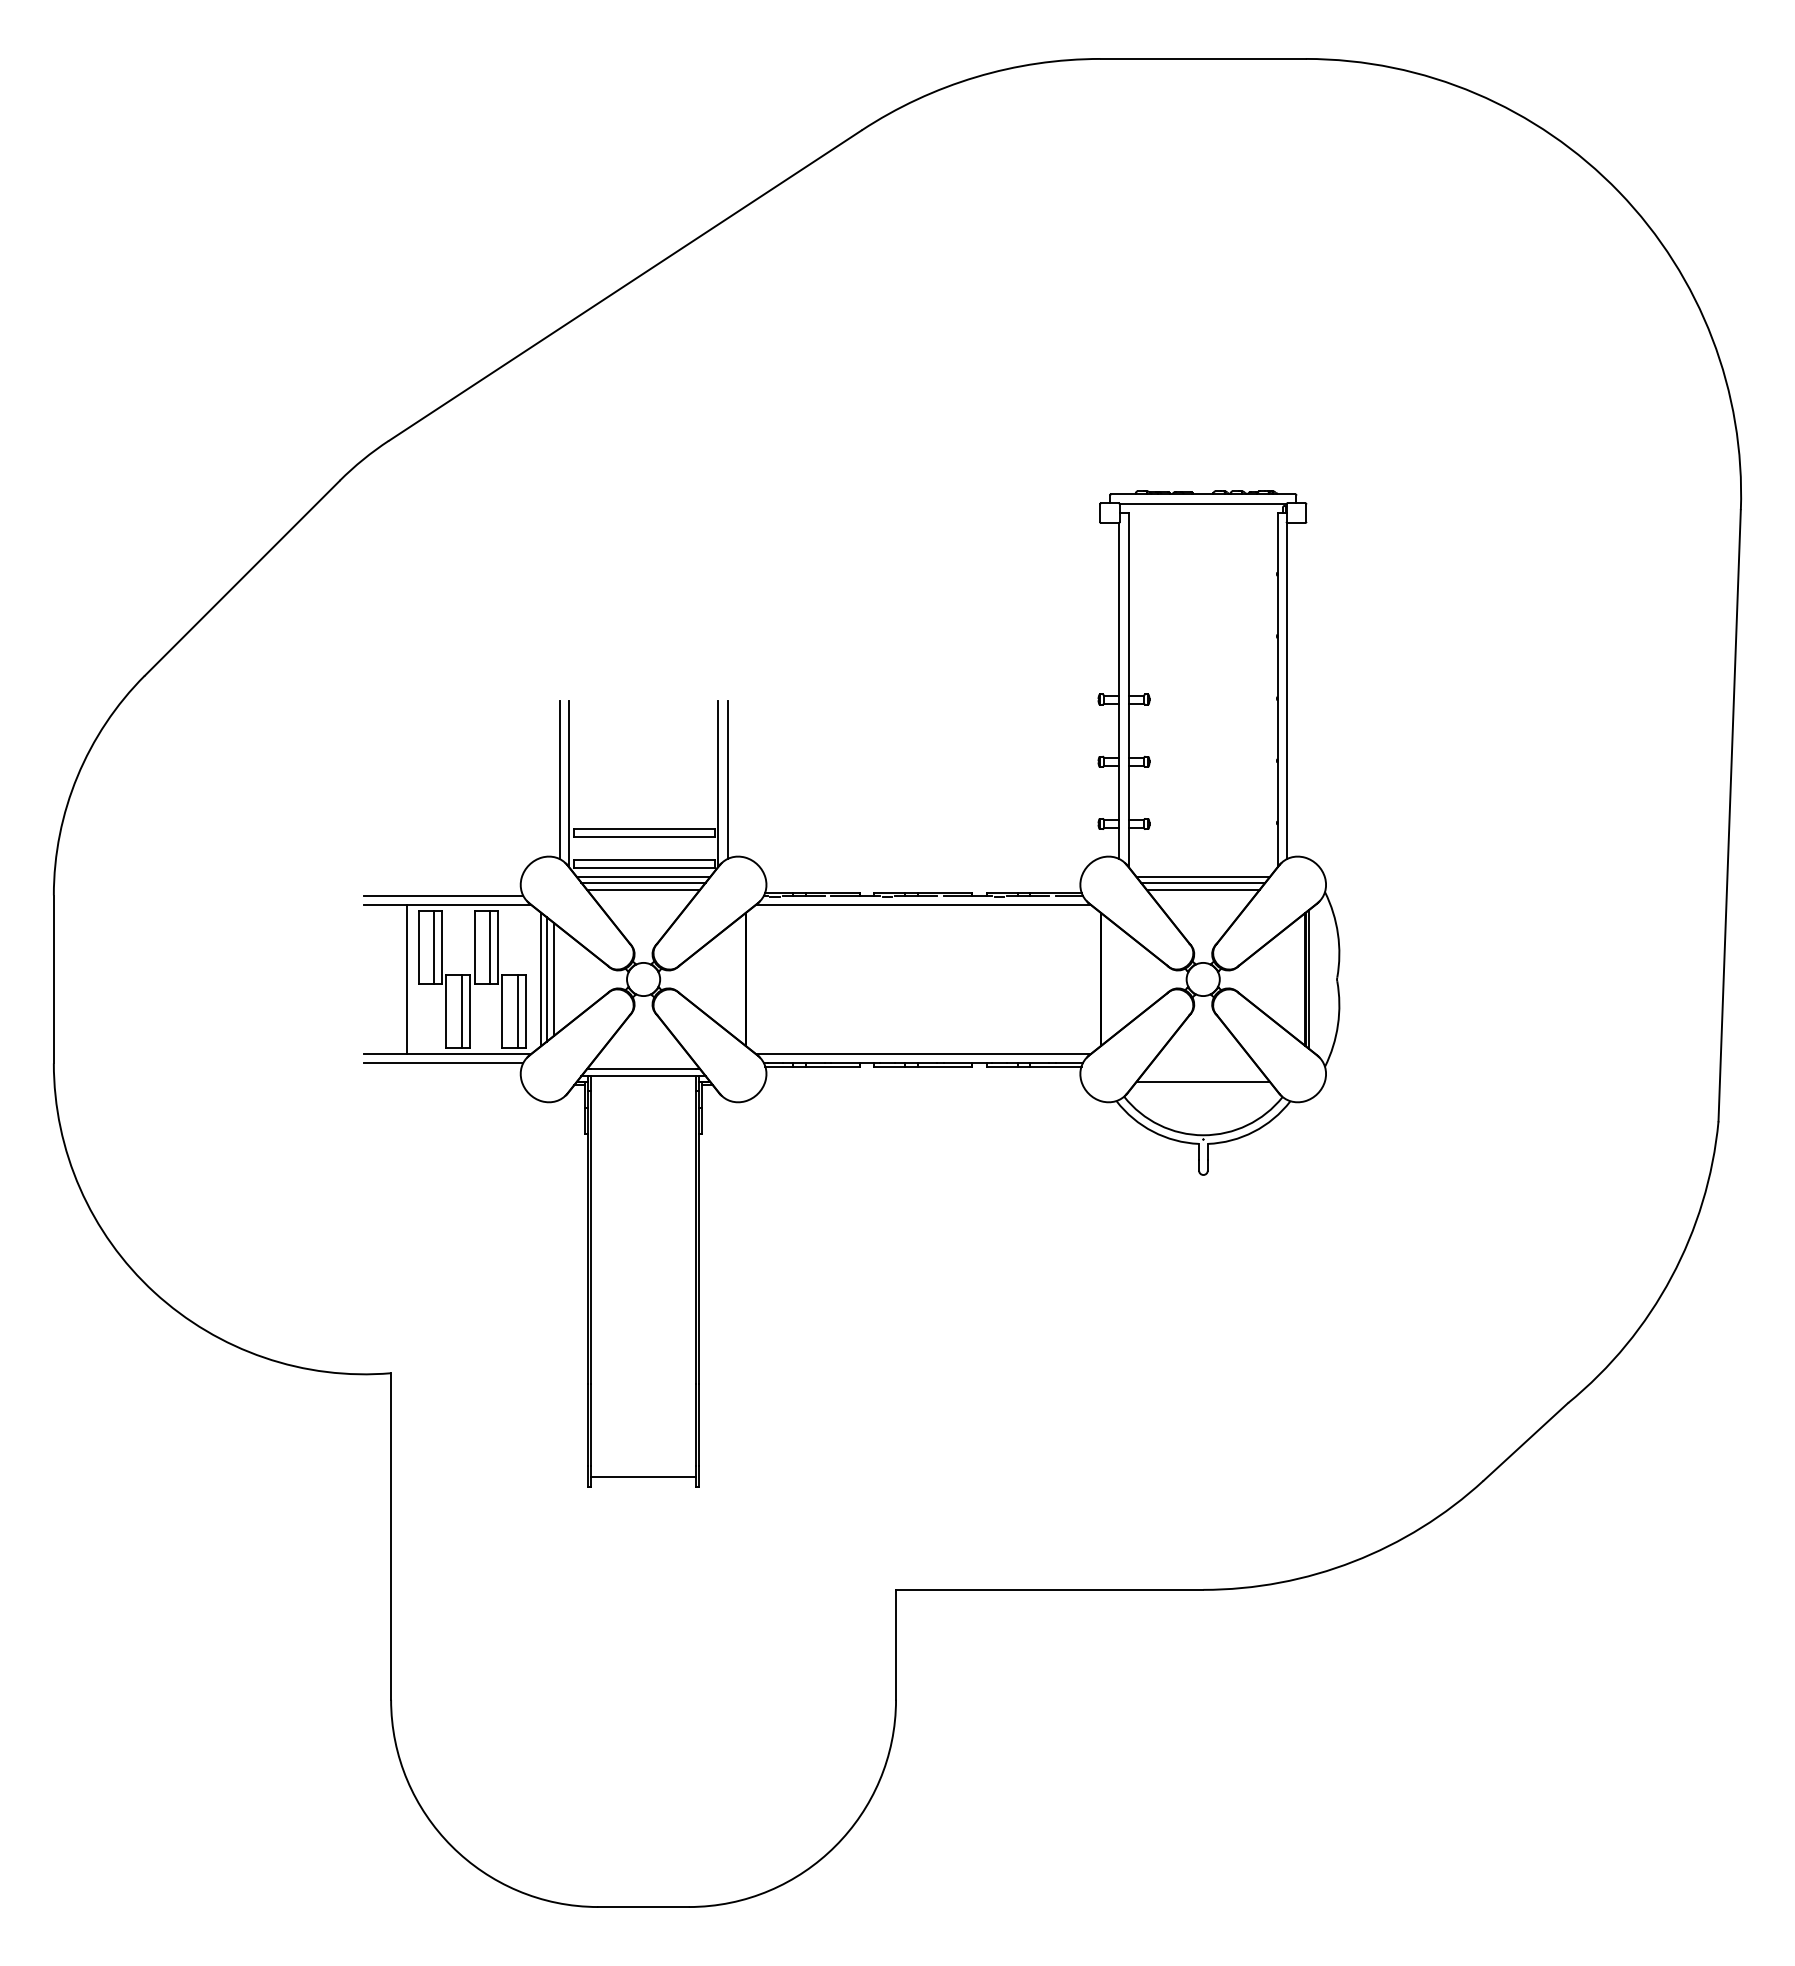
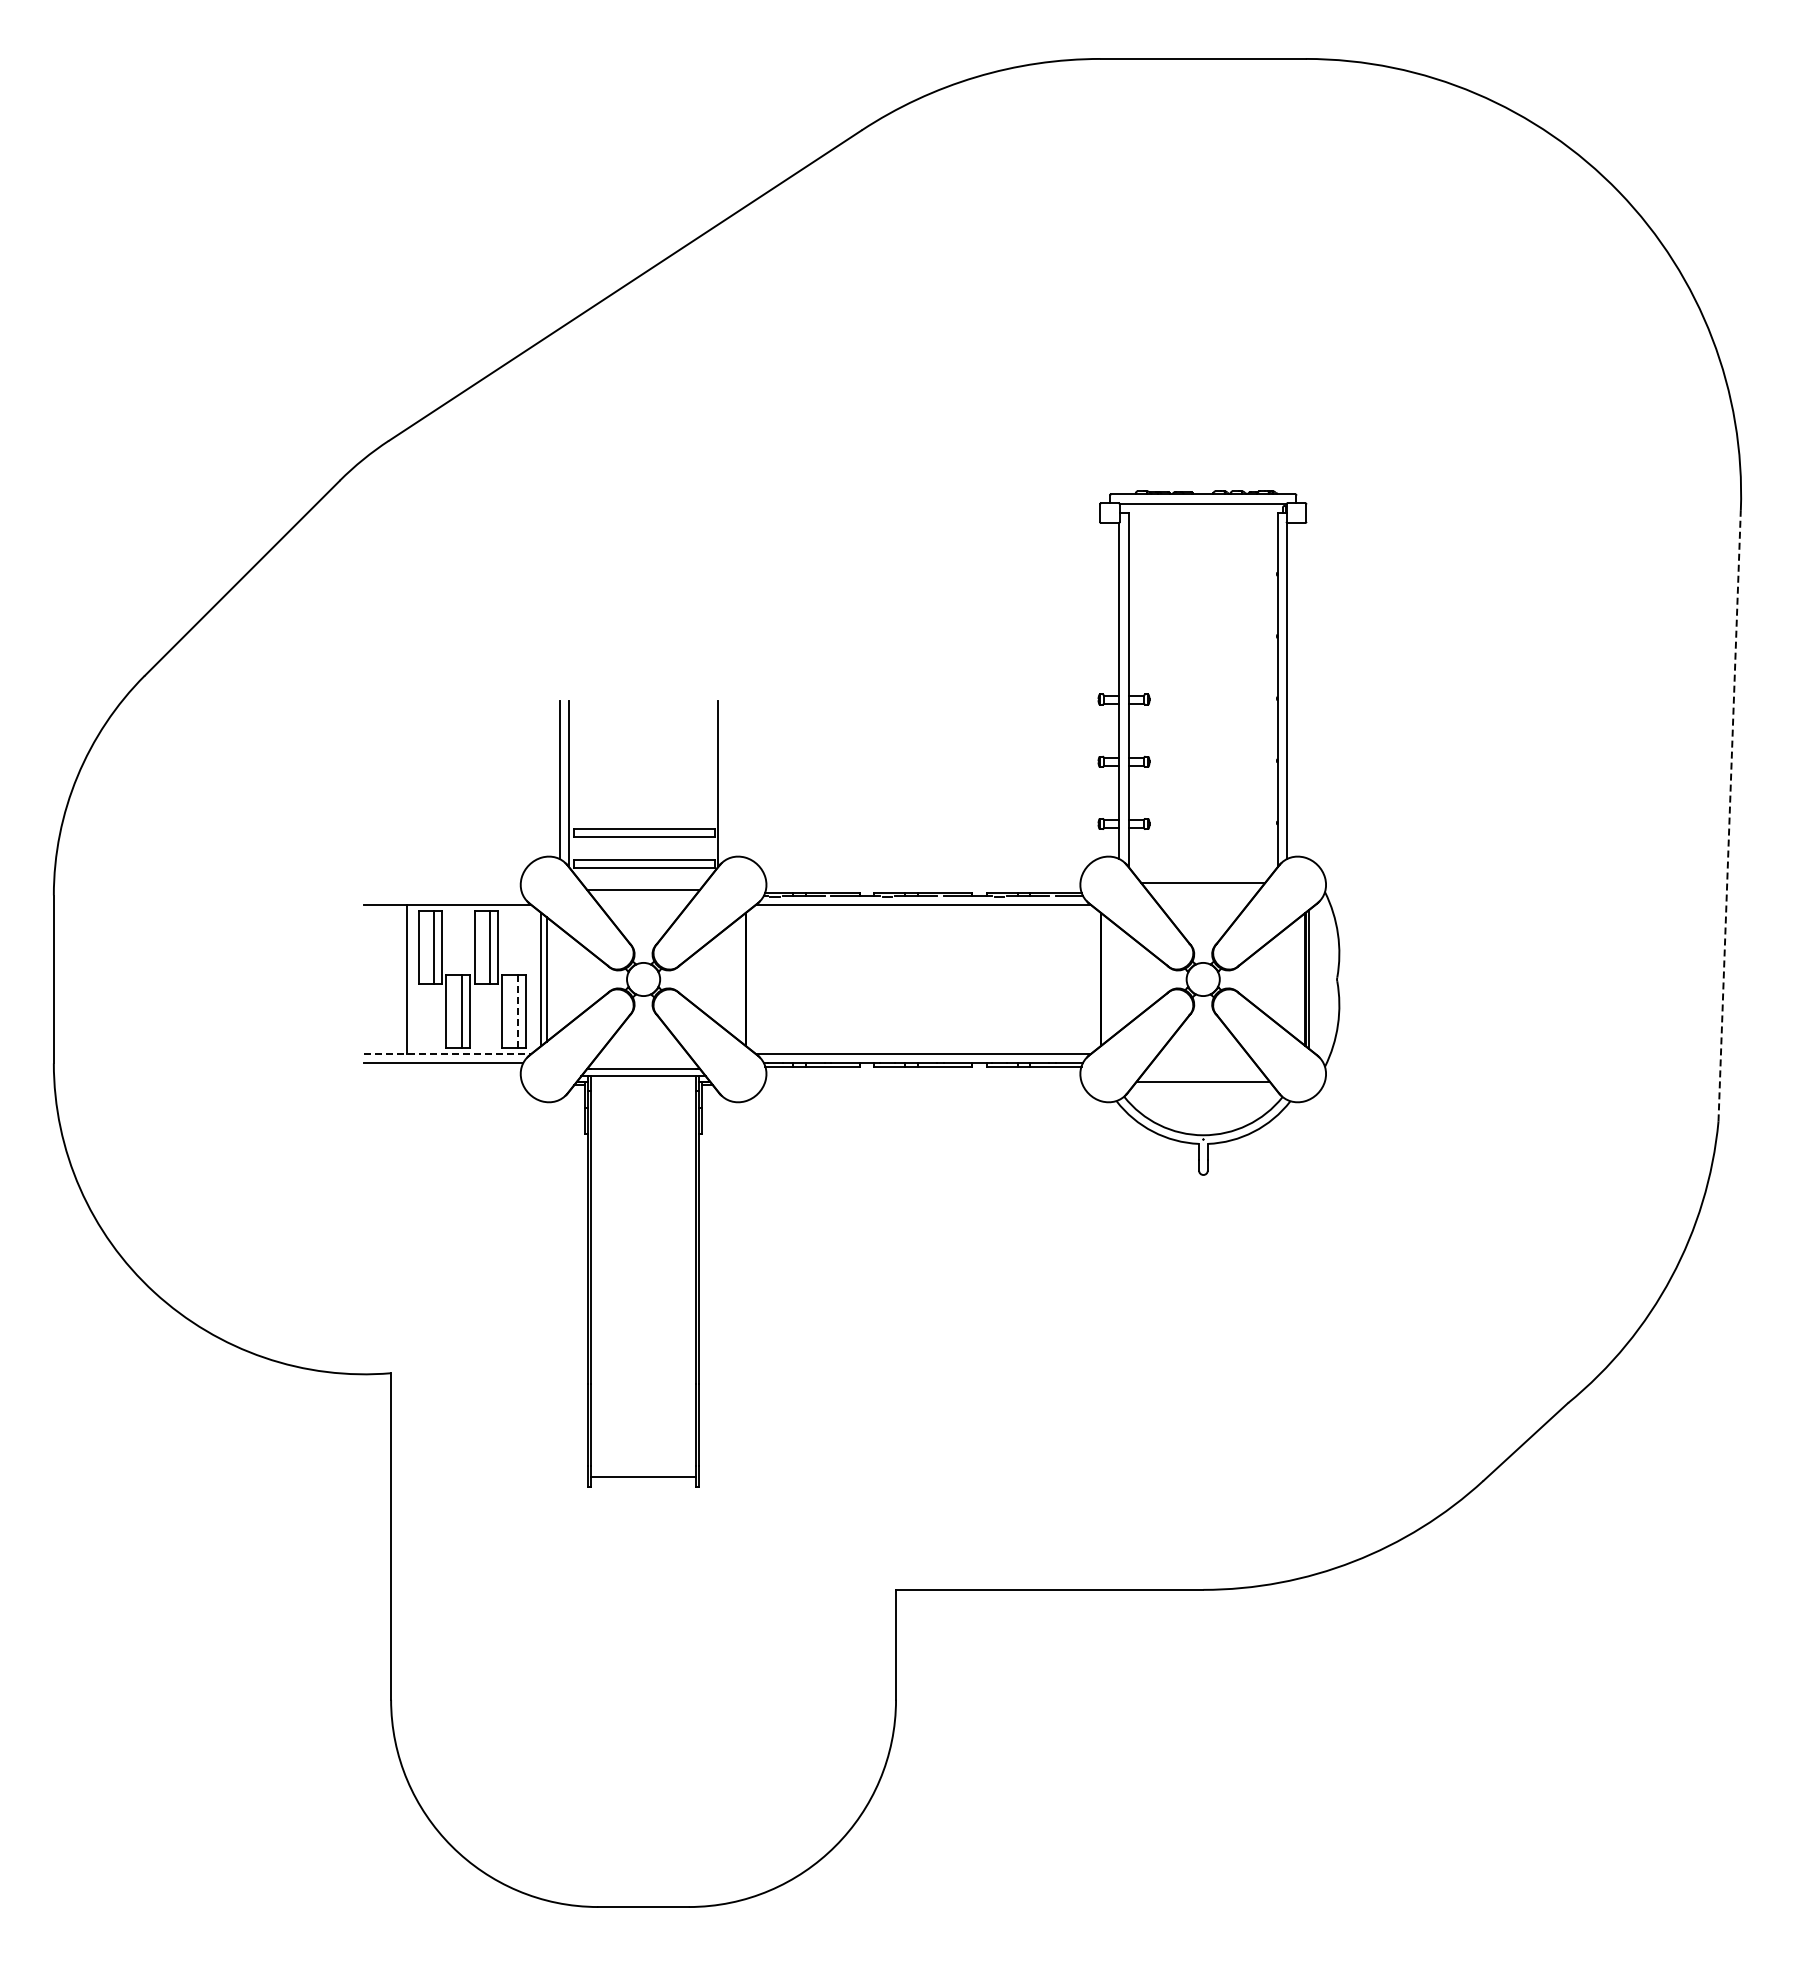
line: present -> none (727, 779)
line: solid -> dashed (1729, 815)
line: present -> none (643, 877)
line: present -> none (1202, 877)
line: present -> none (643, 882)
line: present -> none (1202, 889)
line: present -> none (443, 895)
line: present -> none (553, 979)
line: solid -> dashed (517, 1010)
line: solid -> dashed (447, 1053)
